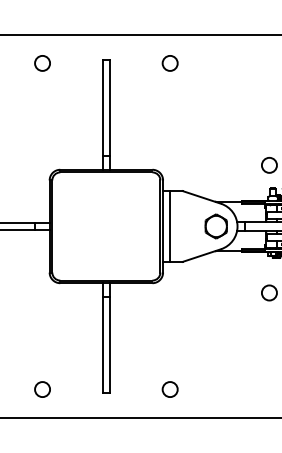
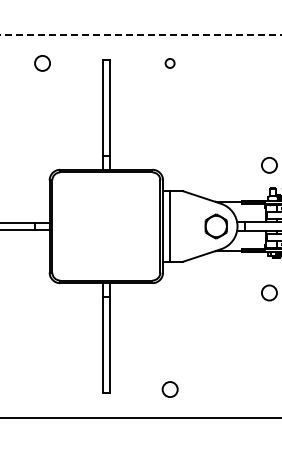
line: solid -> dashed (140, 35)
circle size: 18x17 px -> 12x11 px (169, 63)
circle: present -> none (42, 389)
